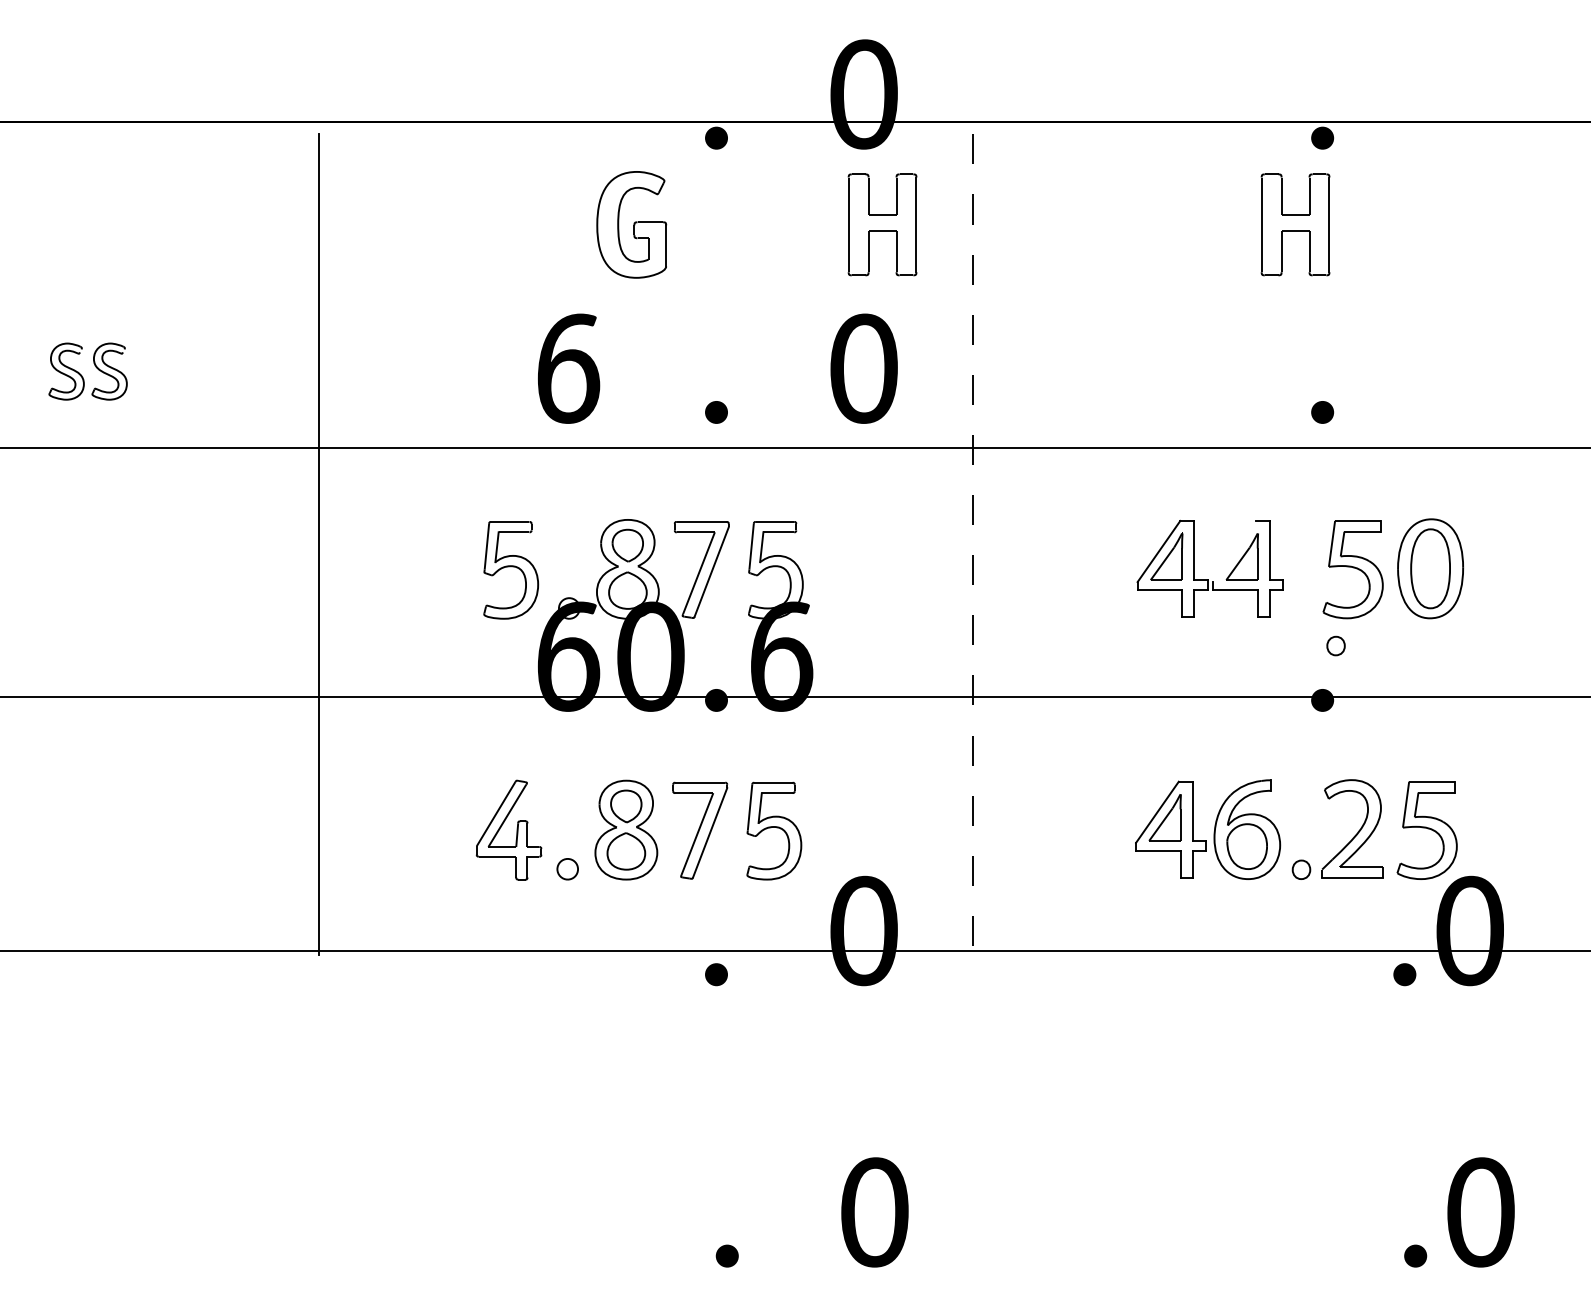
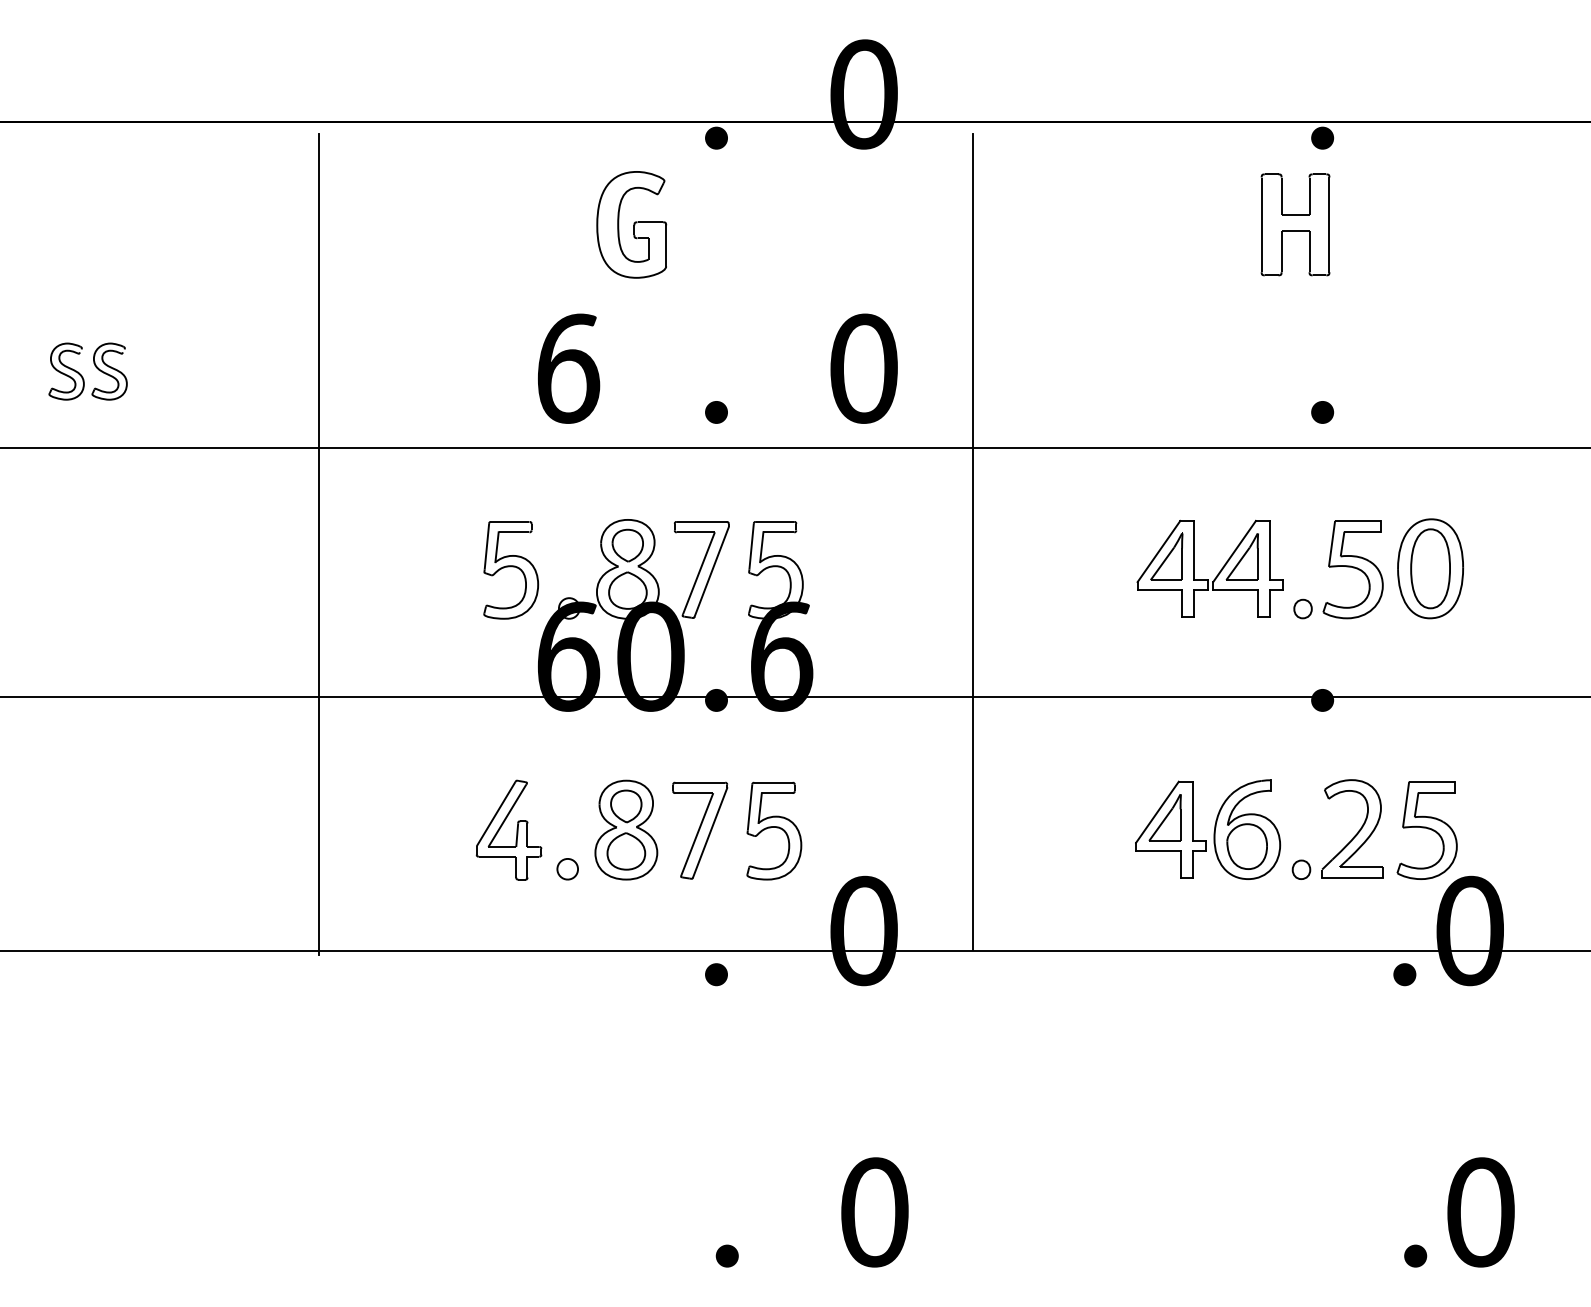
part: present -> none (882, 224)
line: dashed -> solid (972, 541)
line: none -> present (1234, 551)
part position: (1335, 645) -> (1302, 608) (1302, 608)
